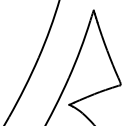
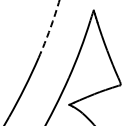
arc: solid -> dashed (50, 28)
